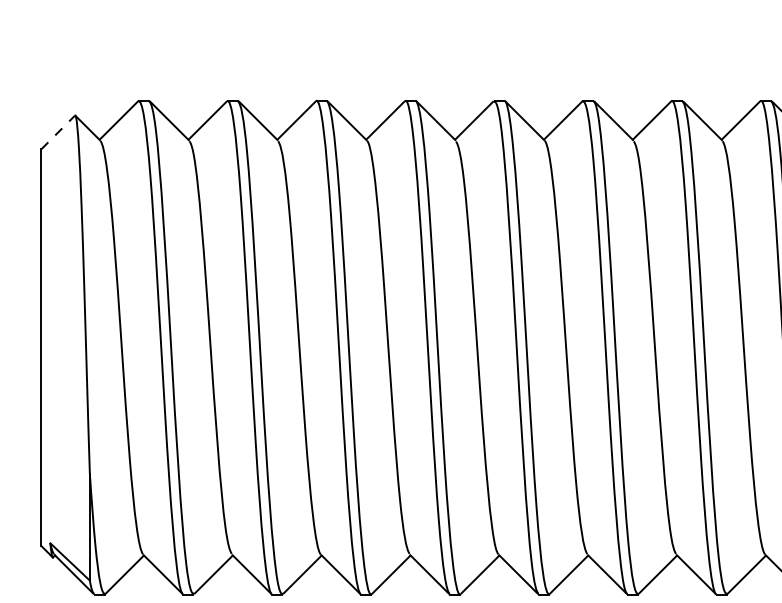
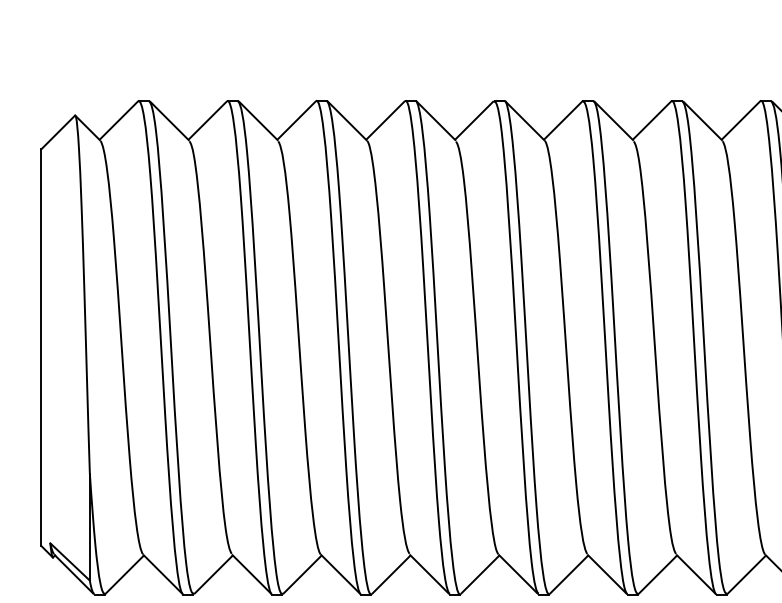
line: dashed -> solid (58, 132)
